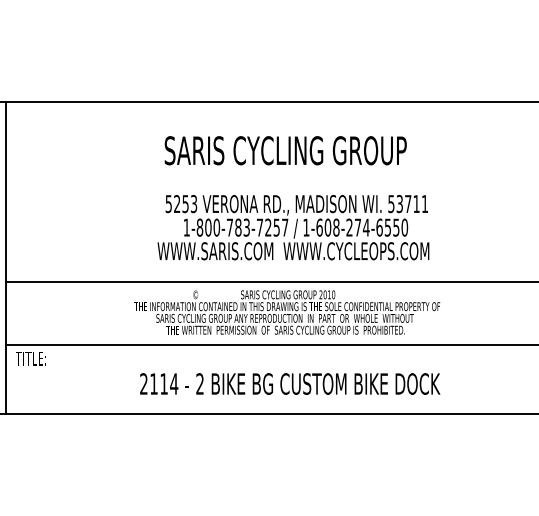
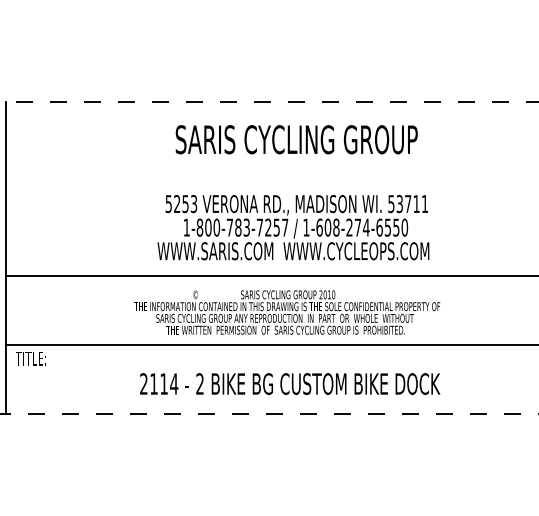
line: solid -> dashed (269, 102)
text position: (285, 150) -> (296, 139) (296, 139)
line position: (270, 281) -> (270, 275) (270, 275)
line: solid -> dashed (269, 413)
